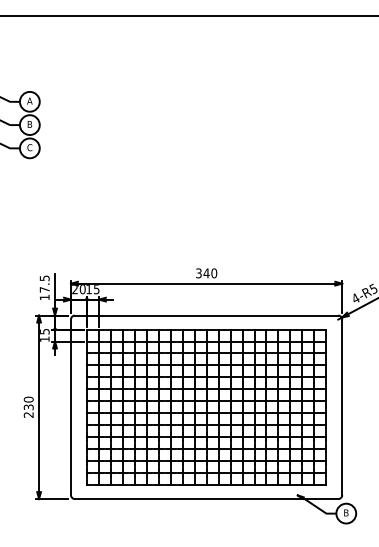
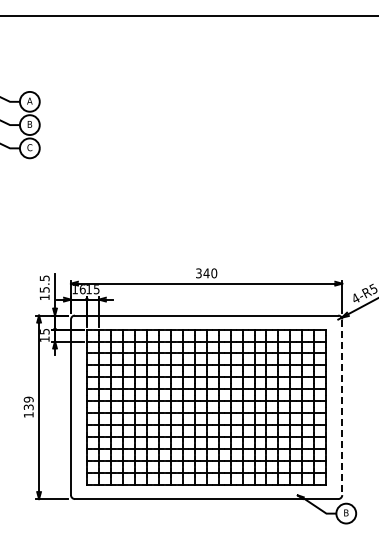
text: 17.5 -> 15.5 (44, 289)
text: 20 -> 16 (78, 289)
text: 230 -> 139 (28, 406)
line: solid -> dashed (342, 407)
